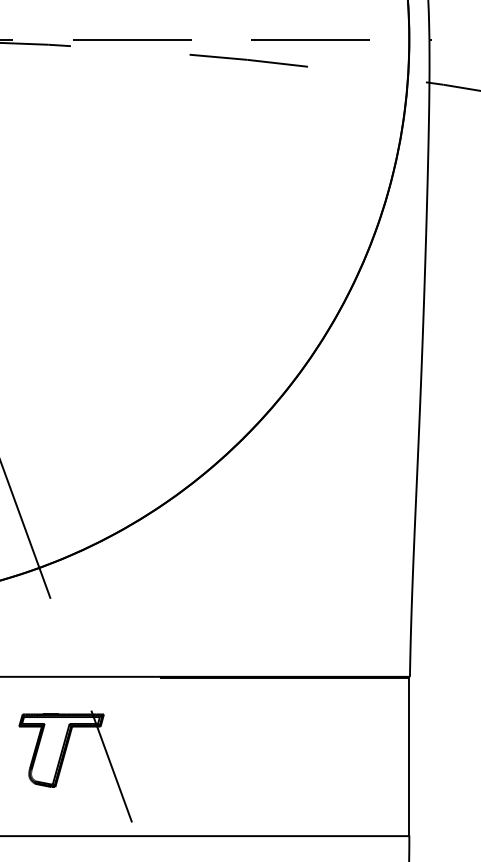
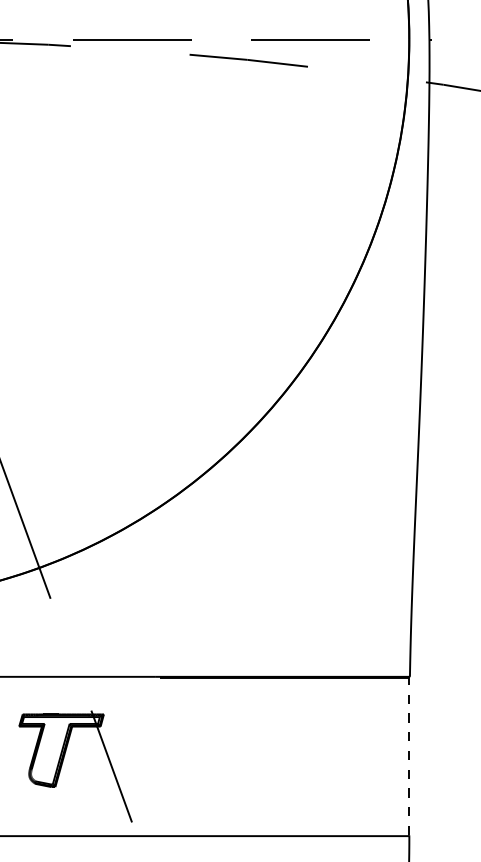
line: solid -> dashed (409, 756)
